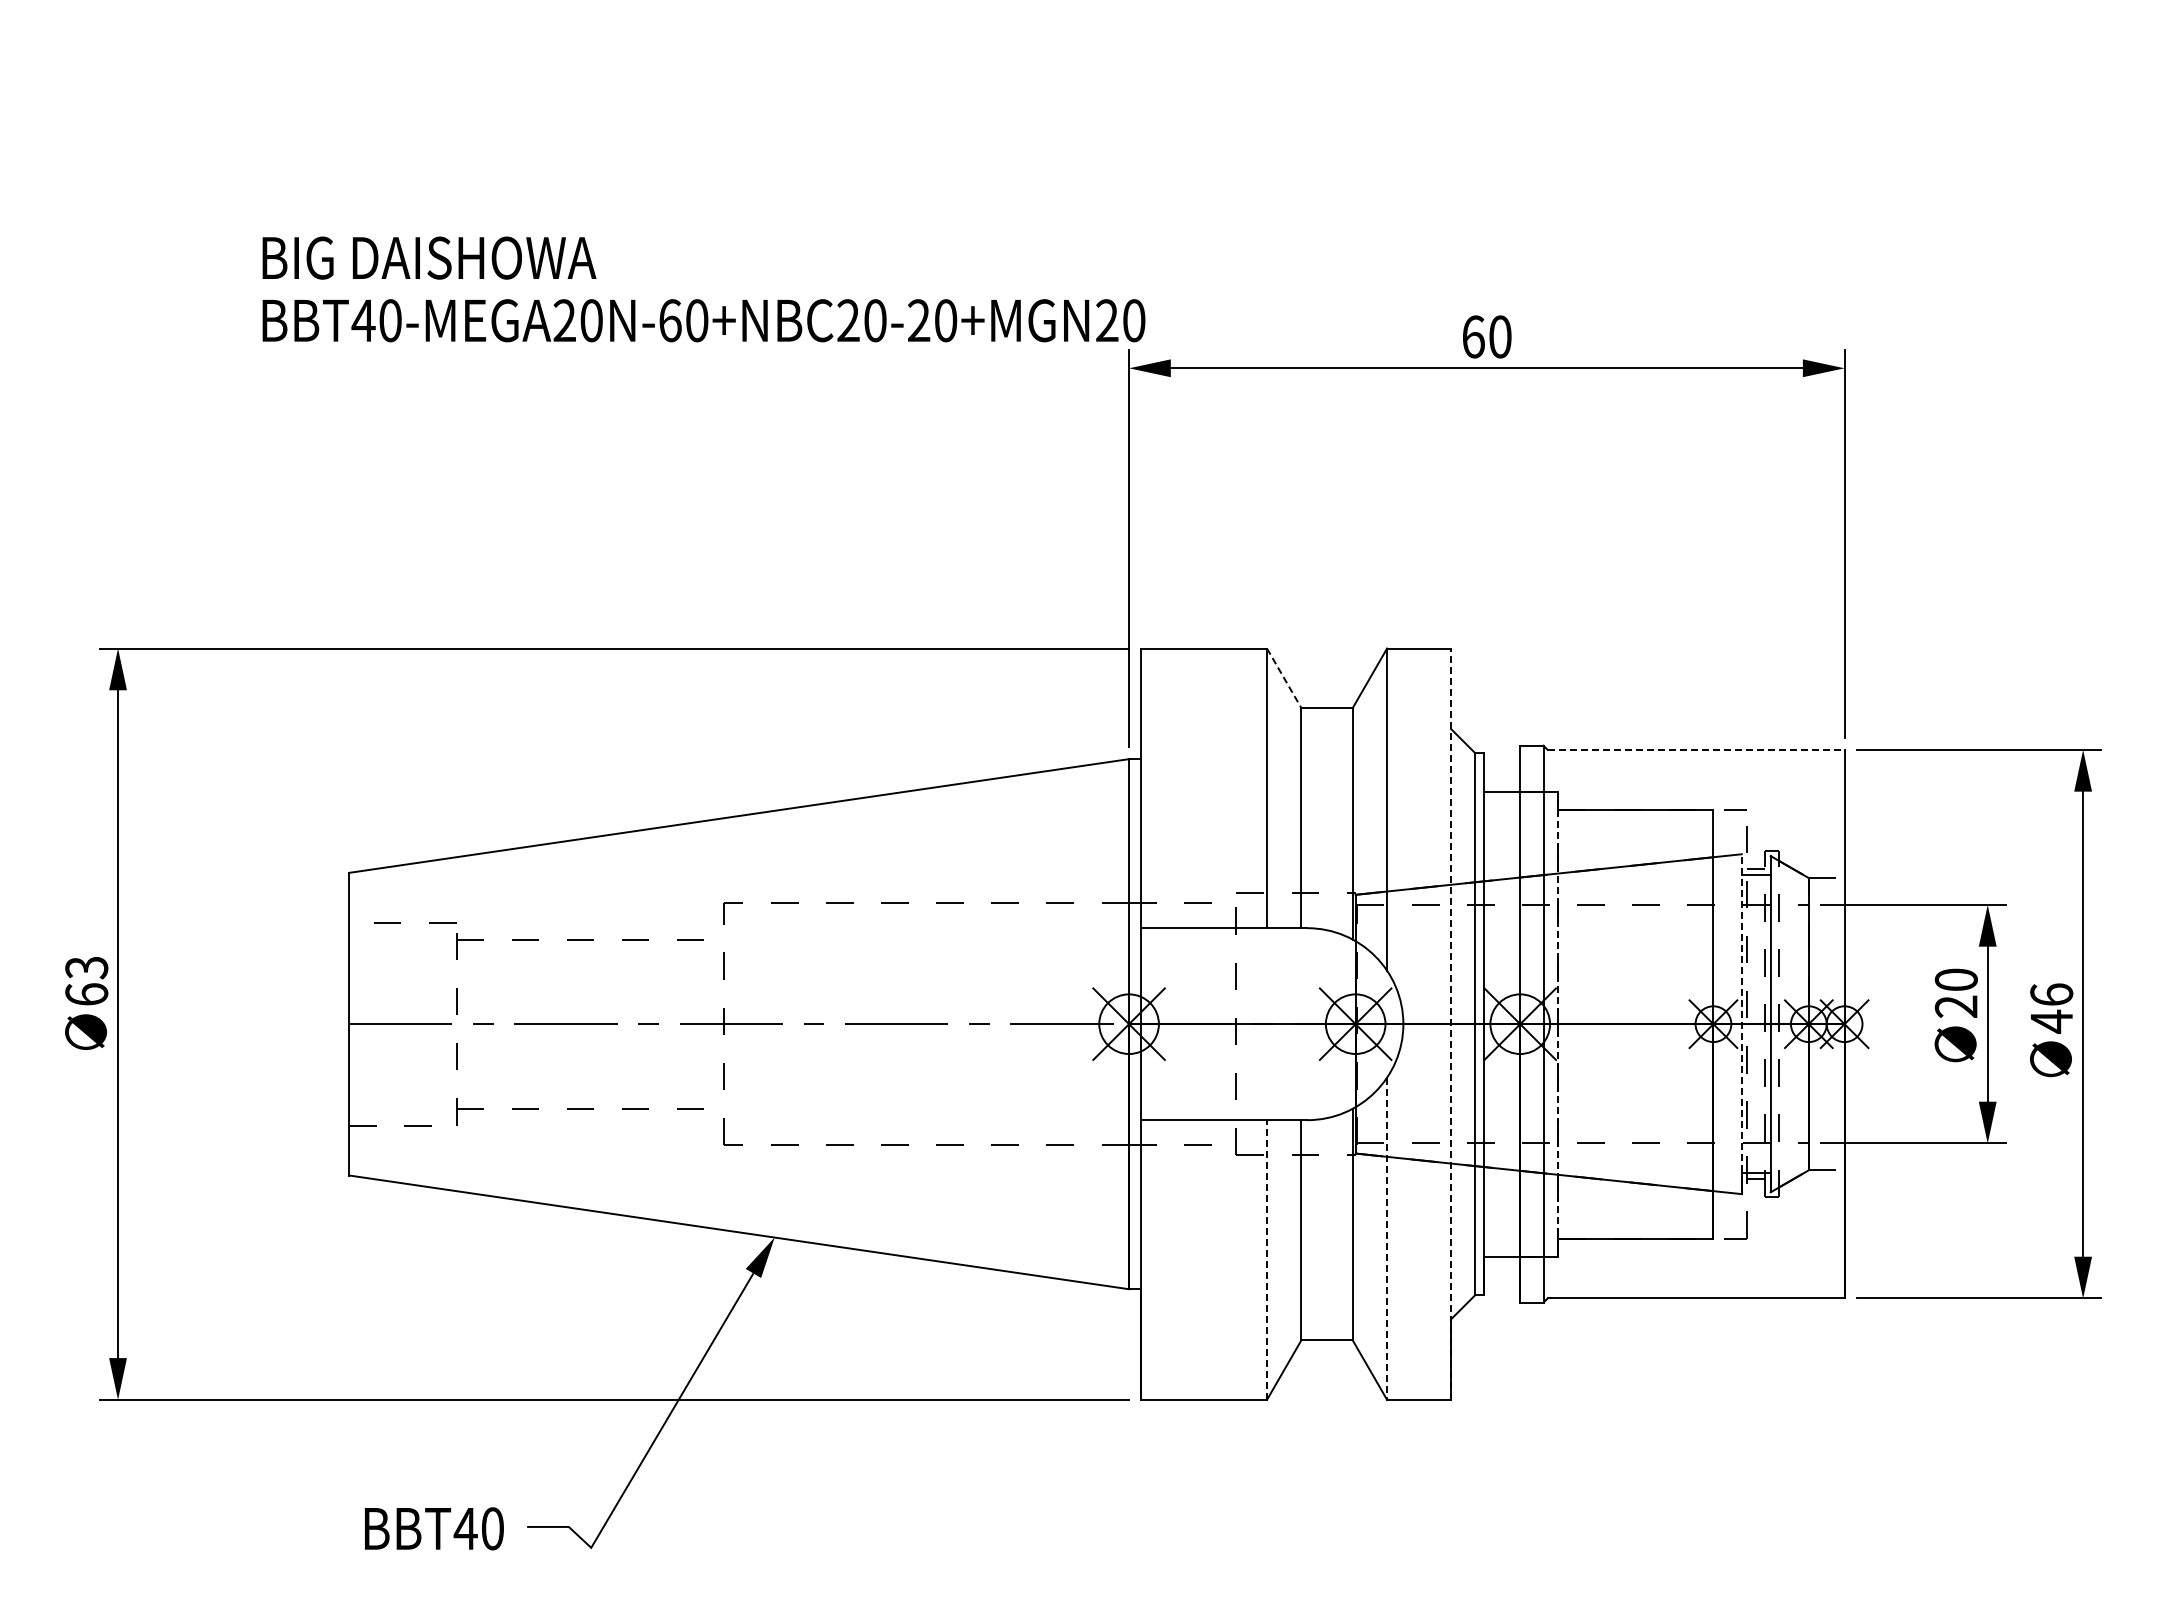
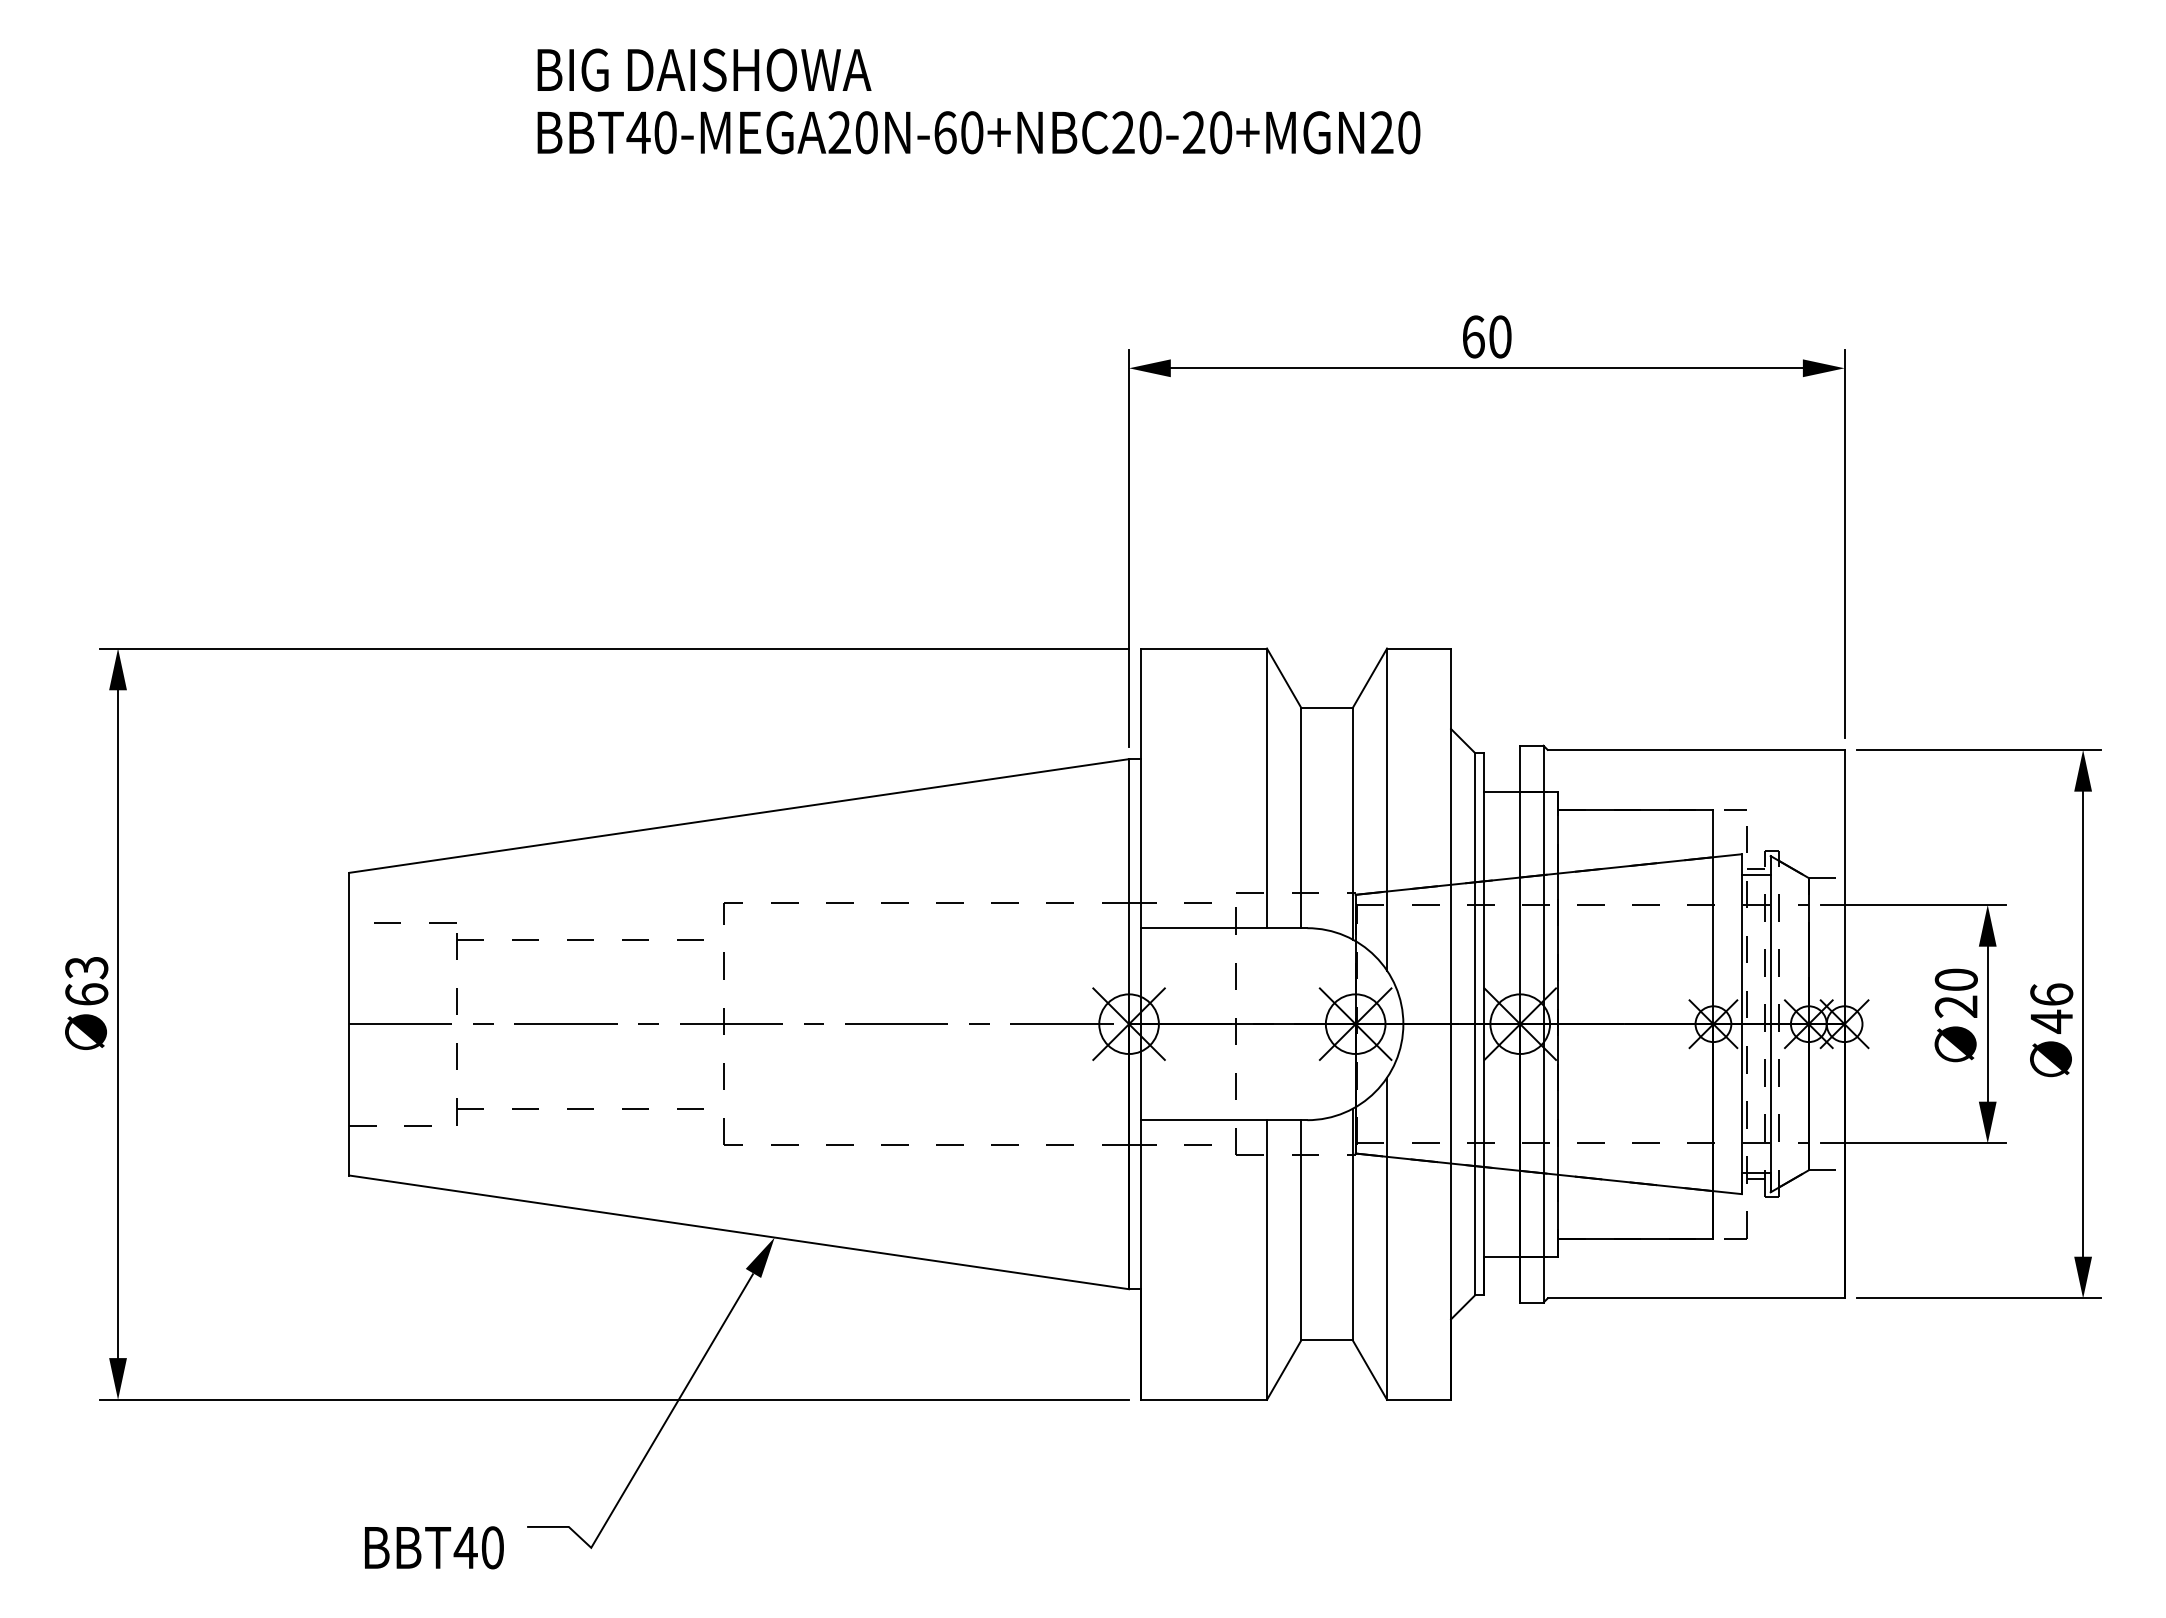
text position: (703, 289) -> (978, 101) (978, 101)
line: dashed -> solid (1284, 678)
line: dashed -> solid (1696, 749)
line: dashed -> solid (1451, 1024)
line: dashed -> solid (1558, 1024)
line: dashed -> solid (1741, 1024)
line: dashed -> solid (1387, 1239)
line: dashed -> solid (1267, 1260)
text position: (434, 1528) -> (434, 1547) (434, 1547)
